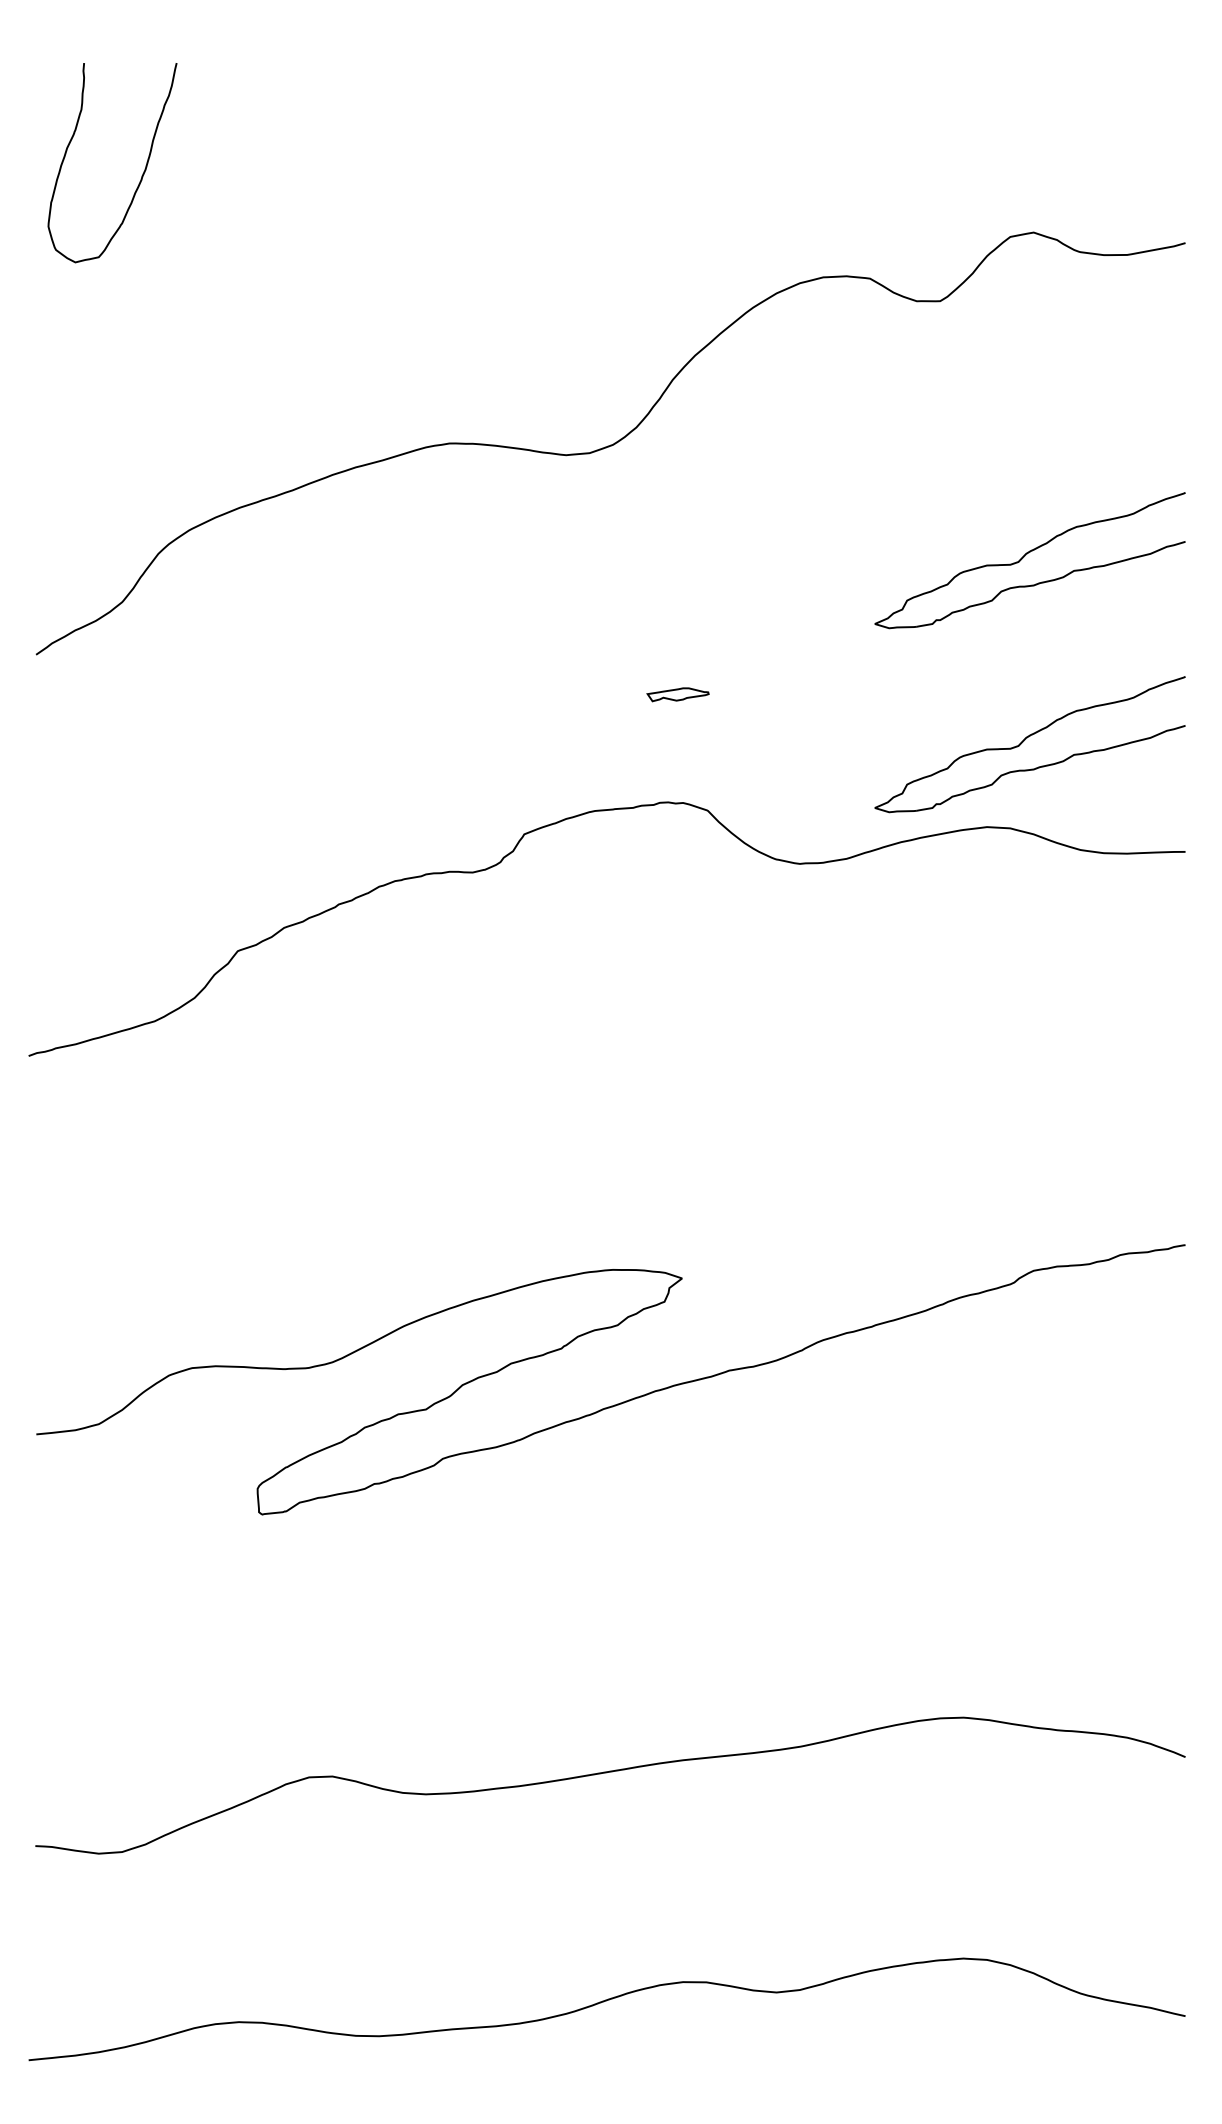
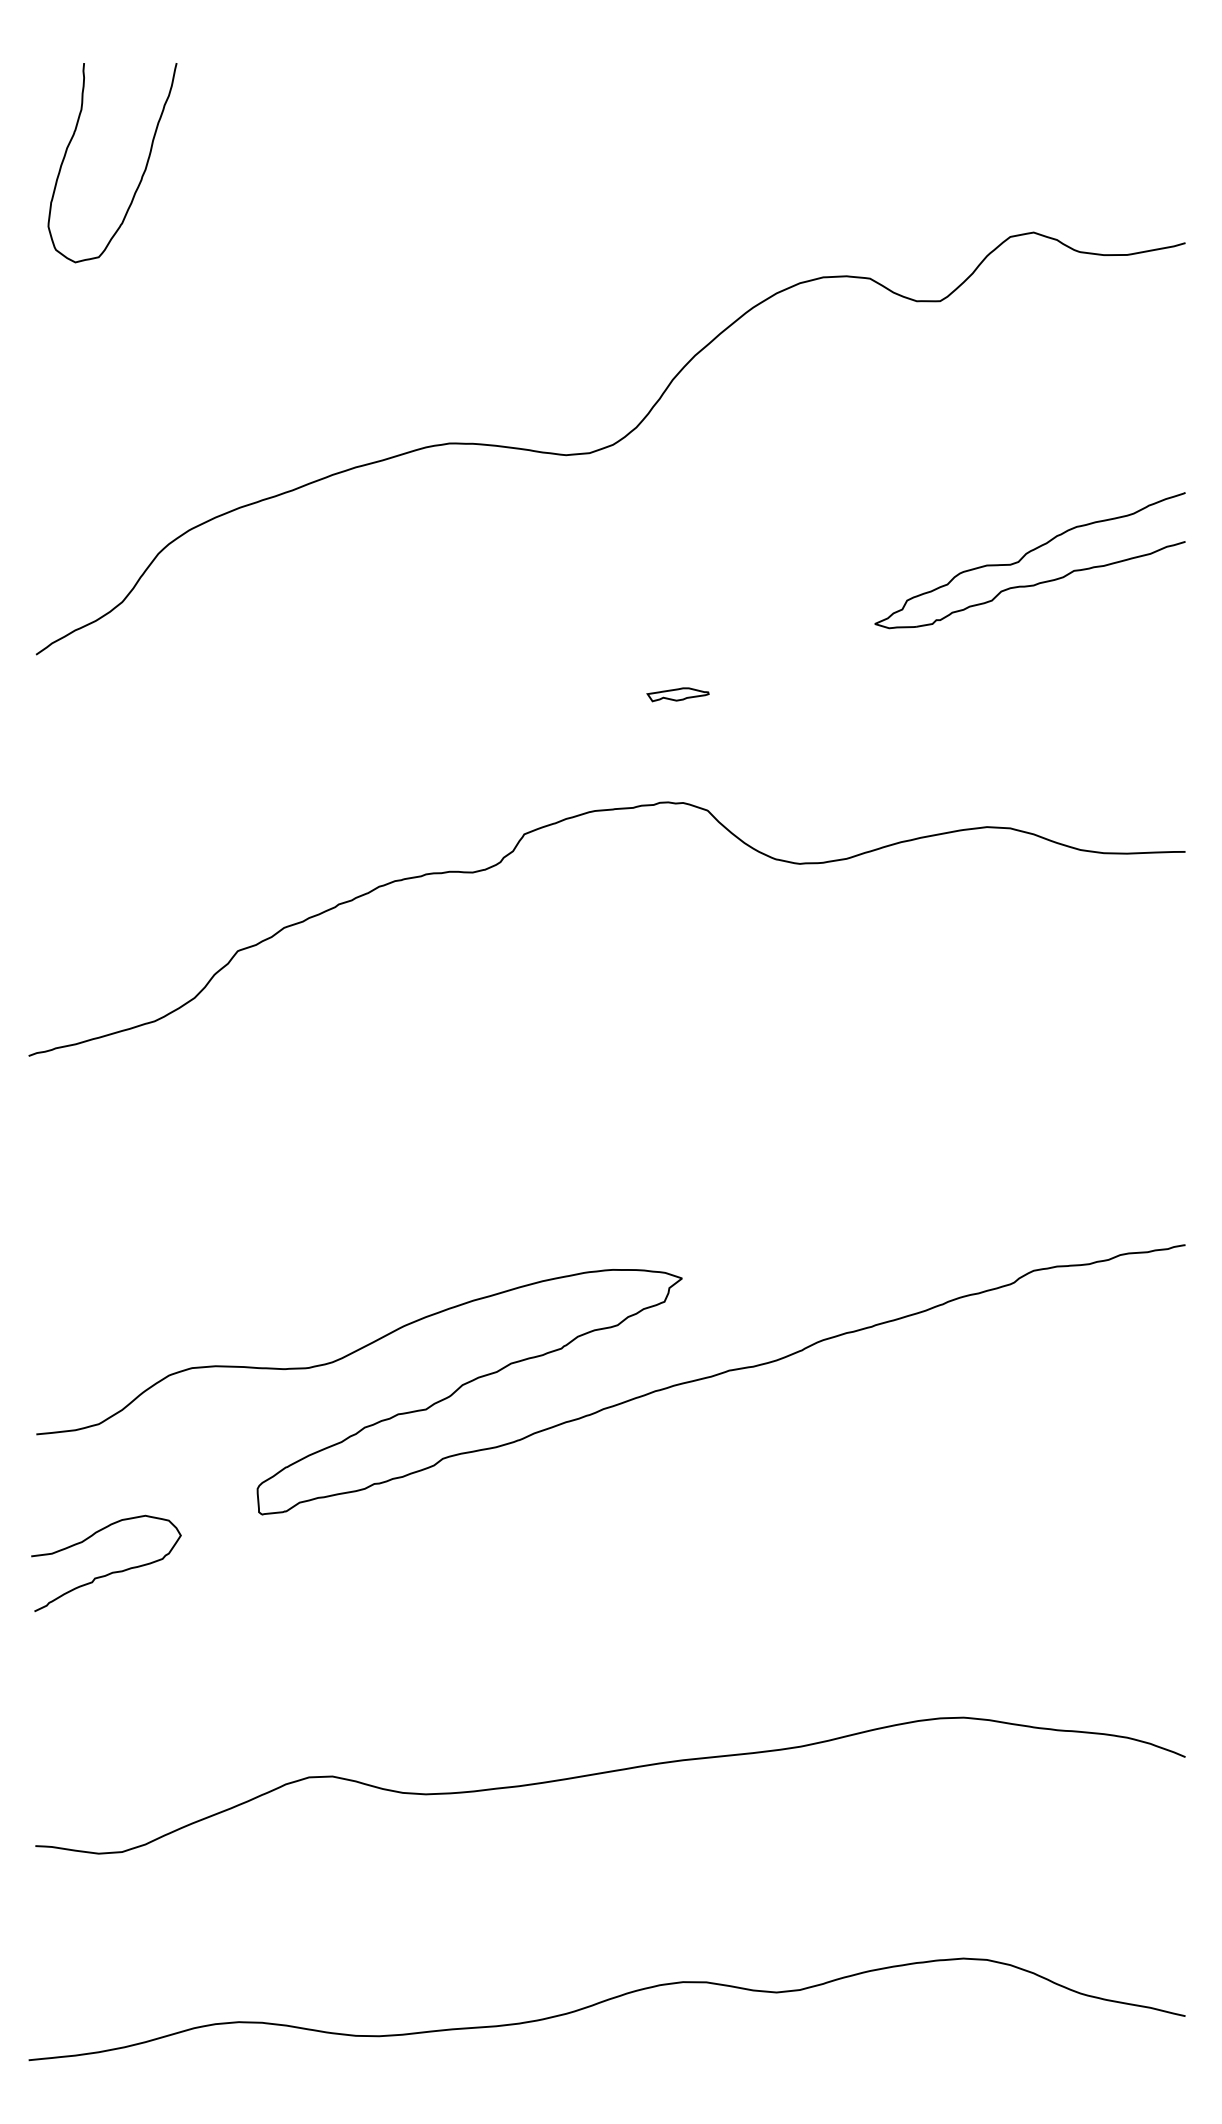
part: present -> none (1029, 744)
curve: none -> present (110, 1572)
